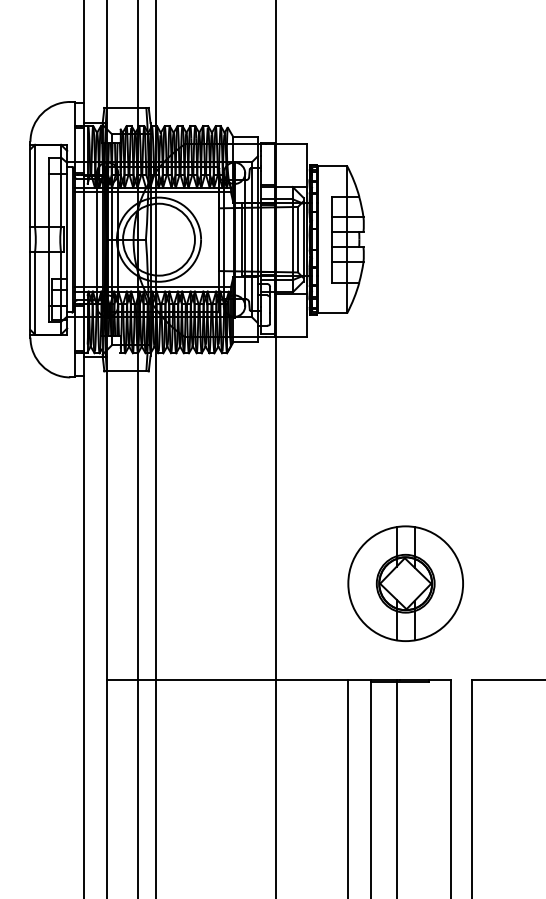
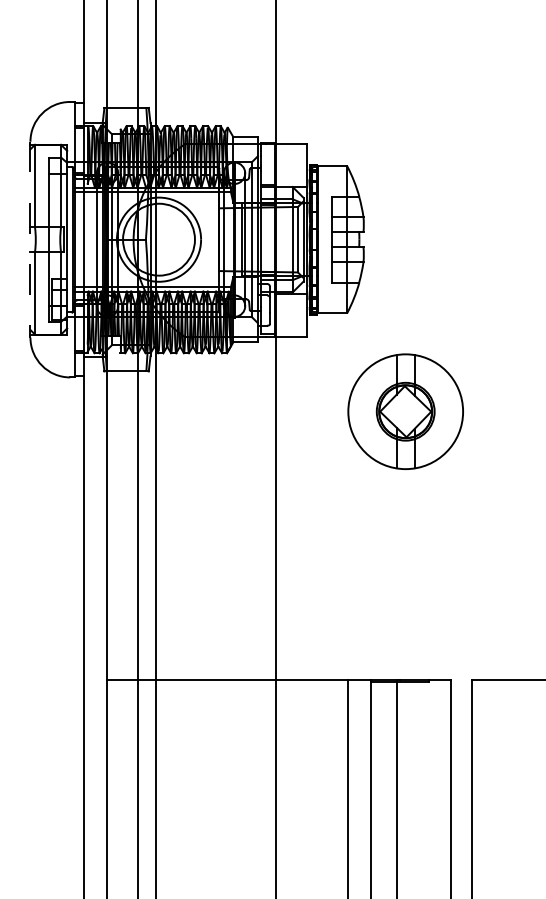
line: solid -> dashed (30, 239)
part position: (405, 583) -> (405, 411) (405, 411)
